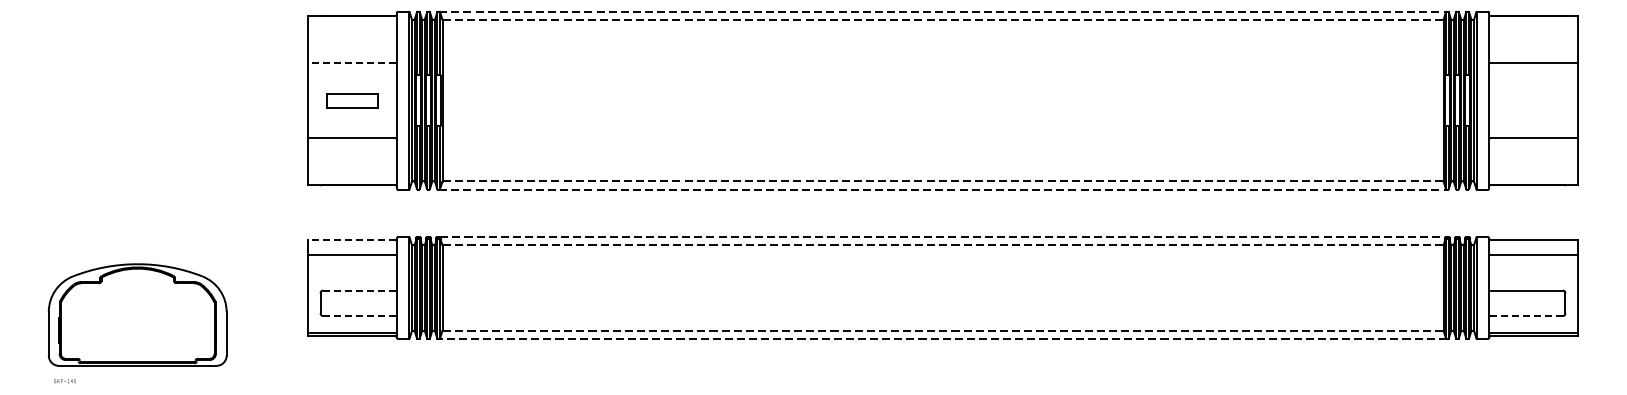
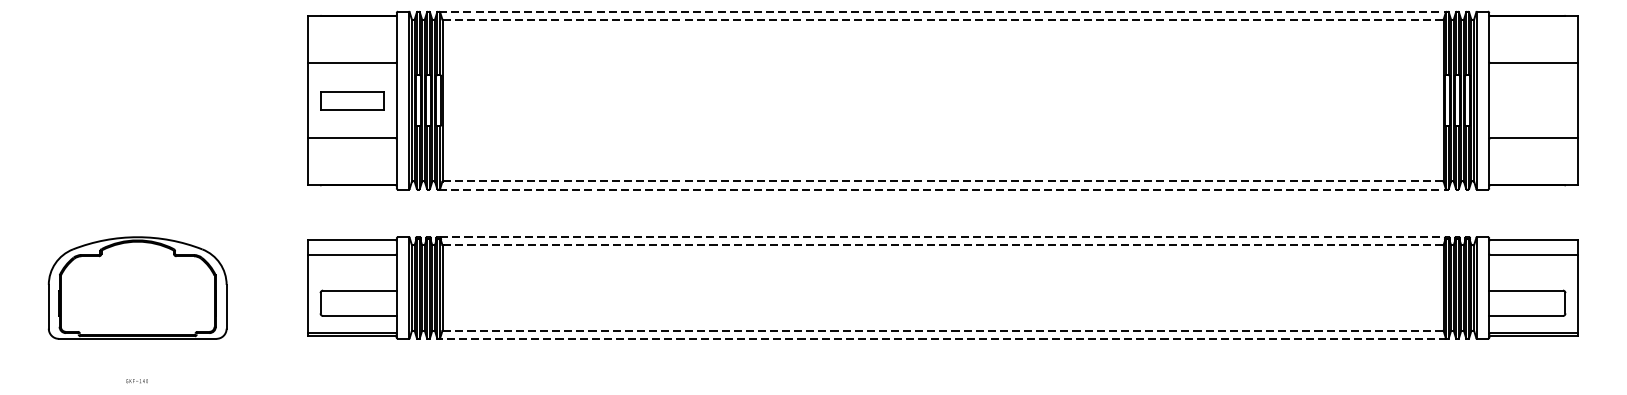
line: dashed -> solid (351, 63)
part size: 53x16 px -> 65x20 px (352, 100)
line: dashed -> solid (351, 240)
line: dashed -> solid (359, 290)
part position: (137, 314) -> (137, 287) (137, 287)
line: dashed -> solid (359, 315)
line: dashed -> solid (1526, 315)
text position: (64, 381) -> (136, 381) (136, 381)
